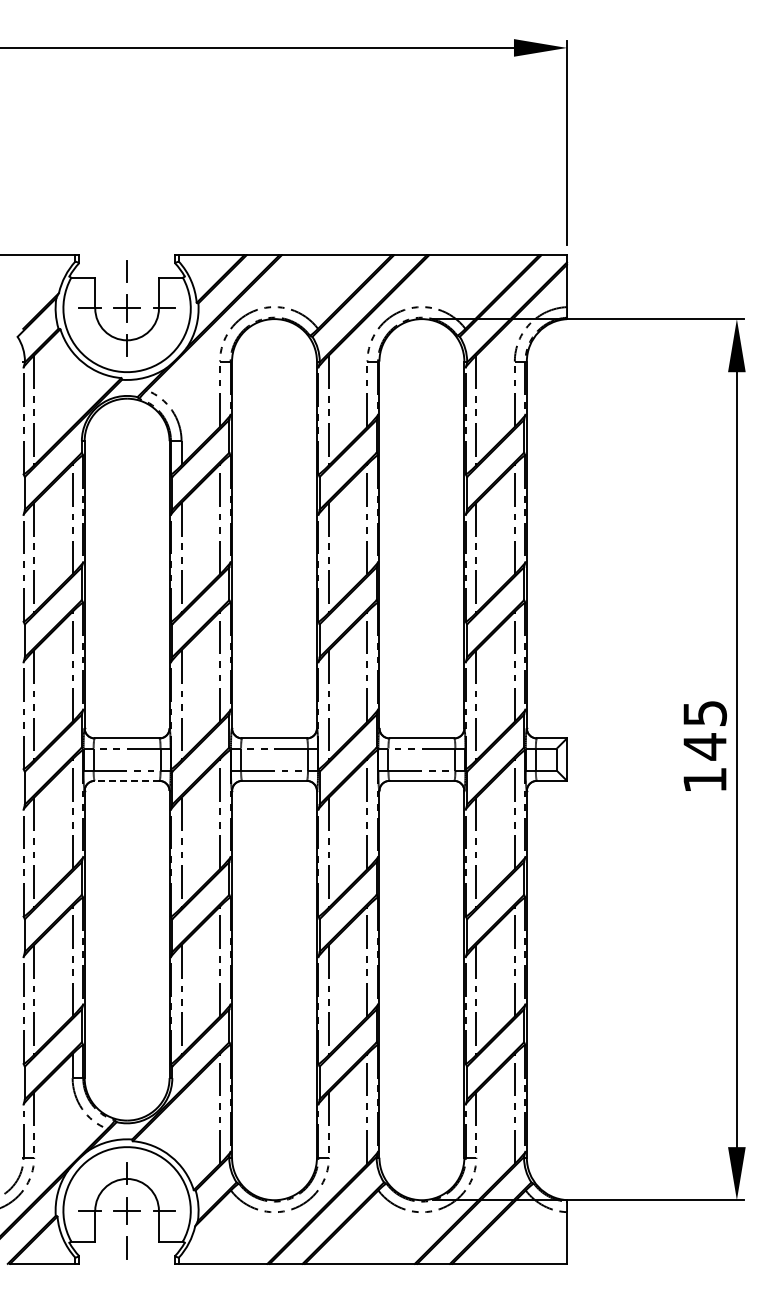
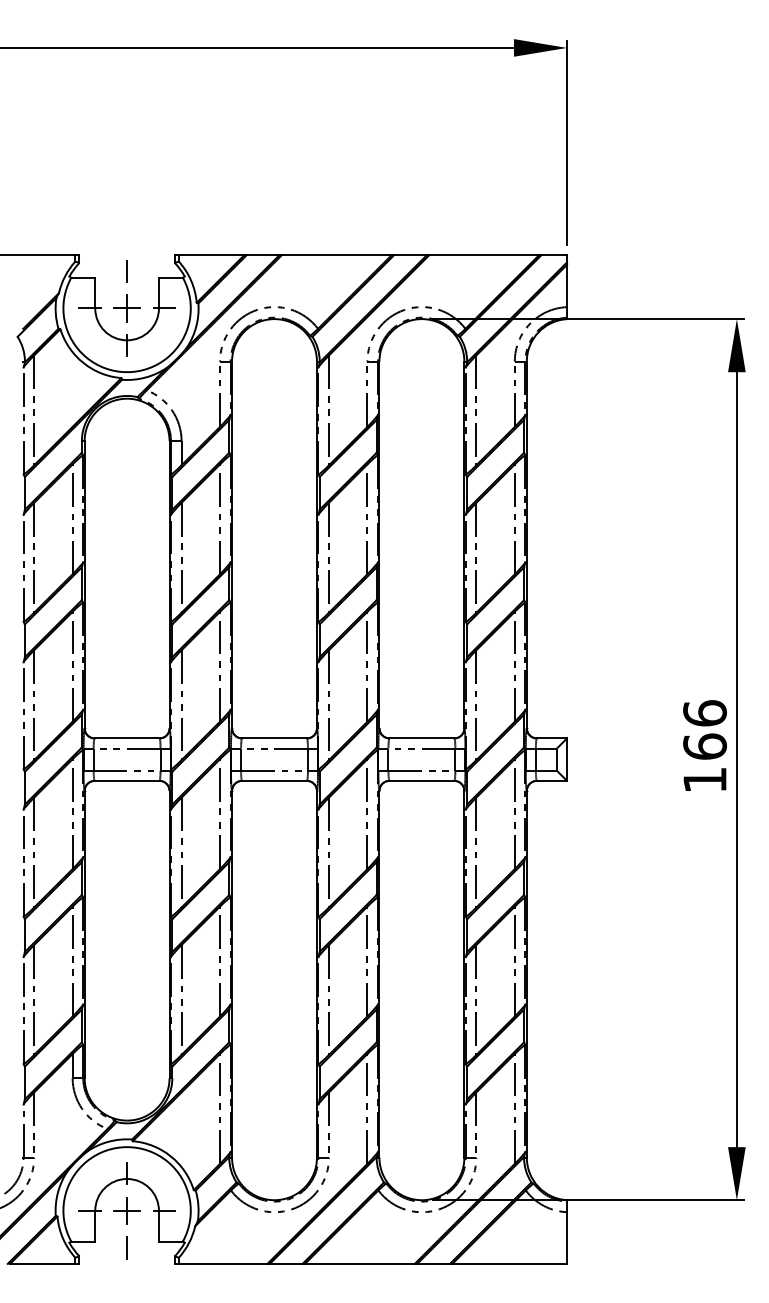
text: 145 -> 166 (705, 730)
line: dashed -> solid (126, 780)
